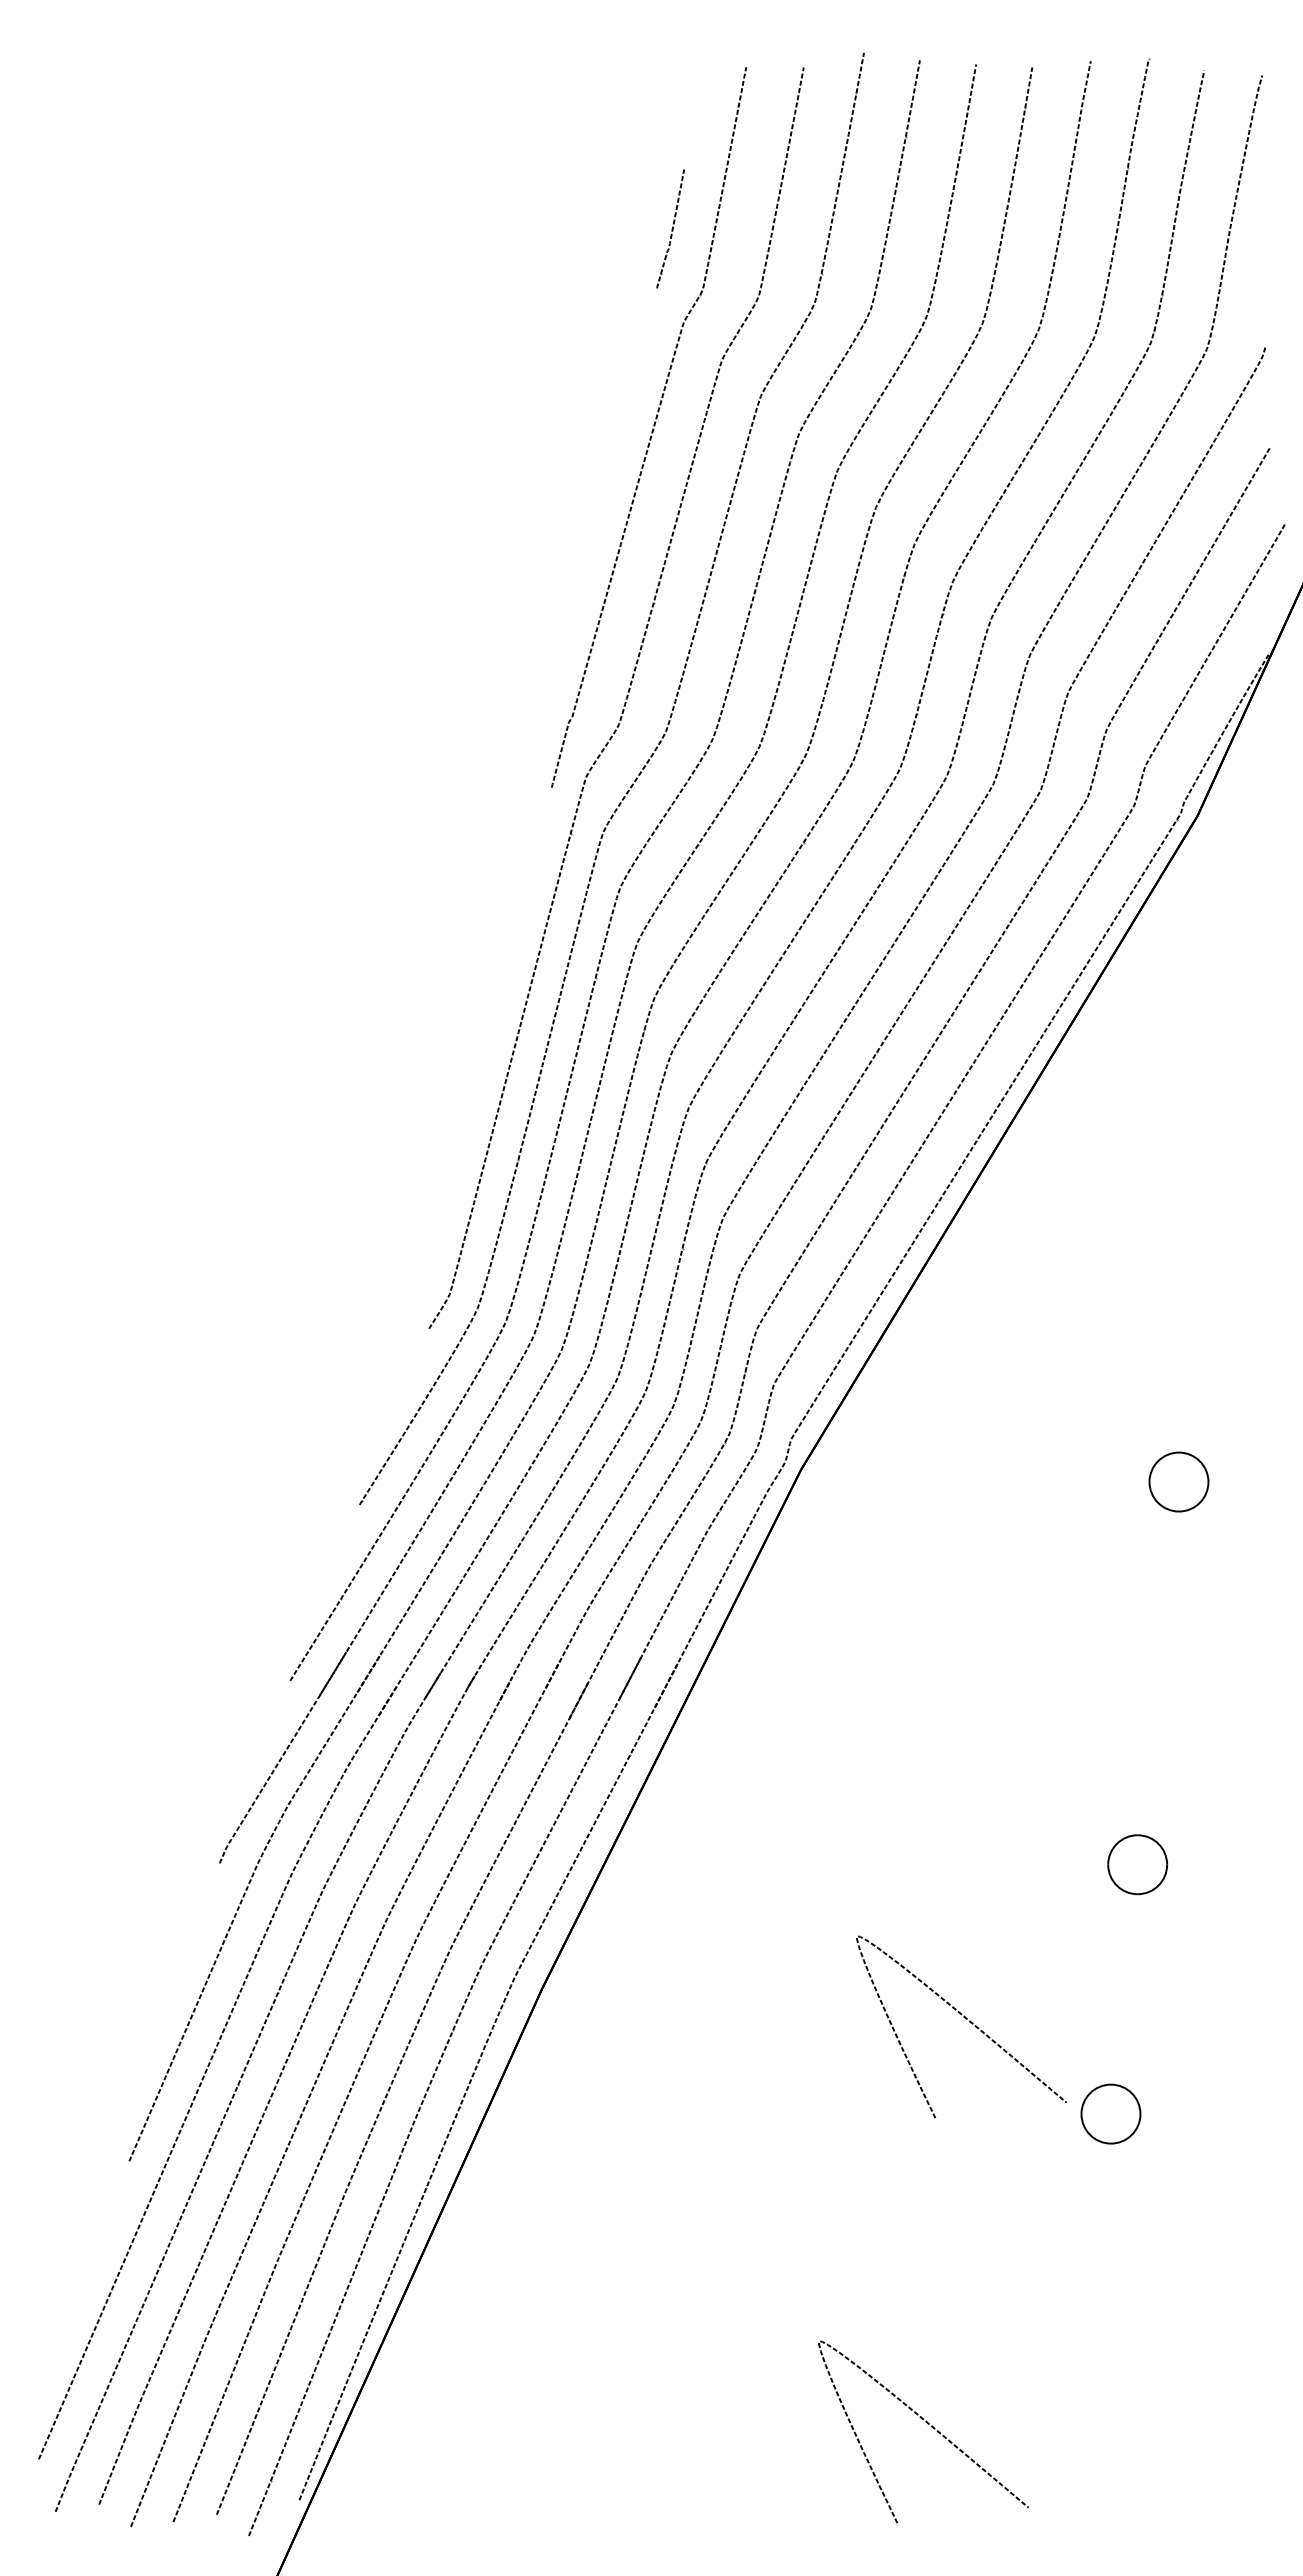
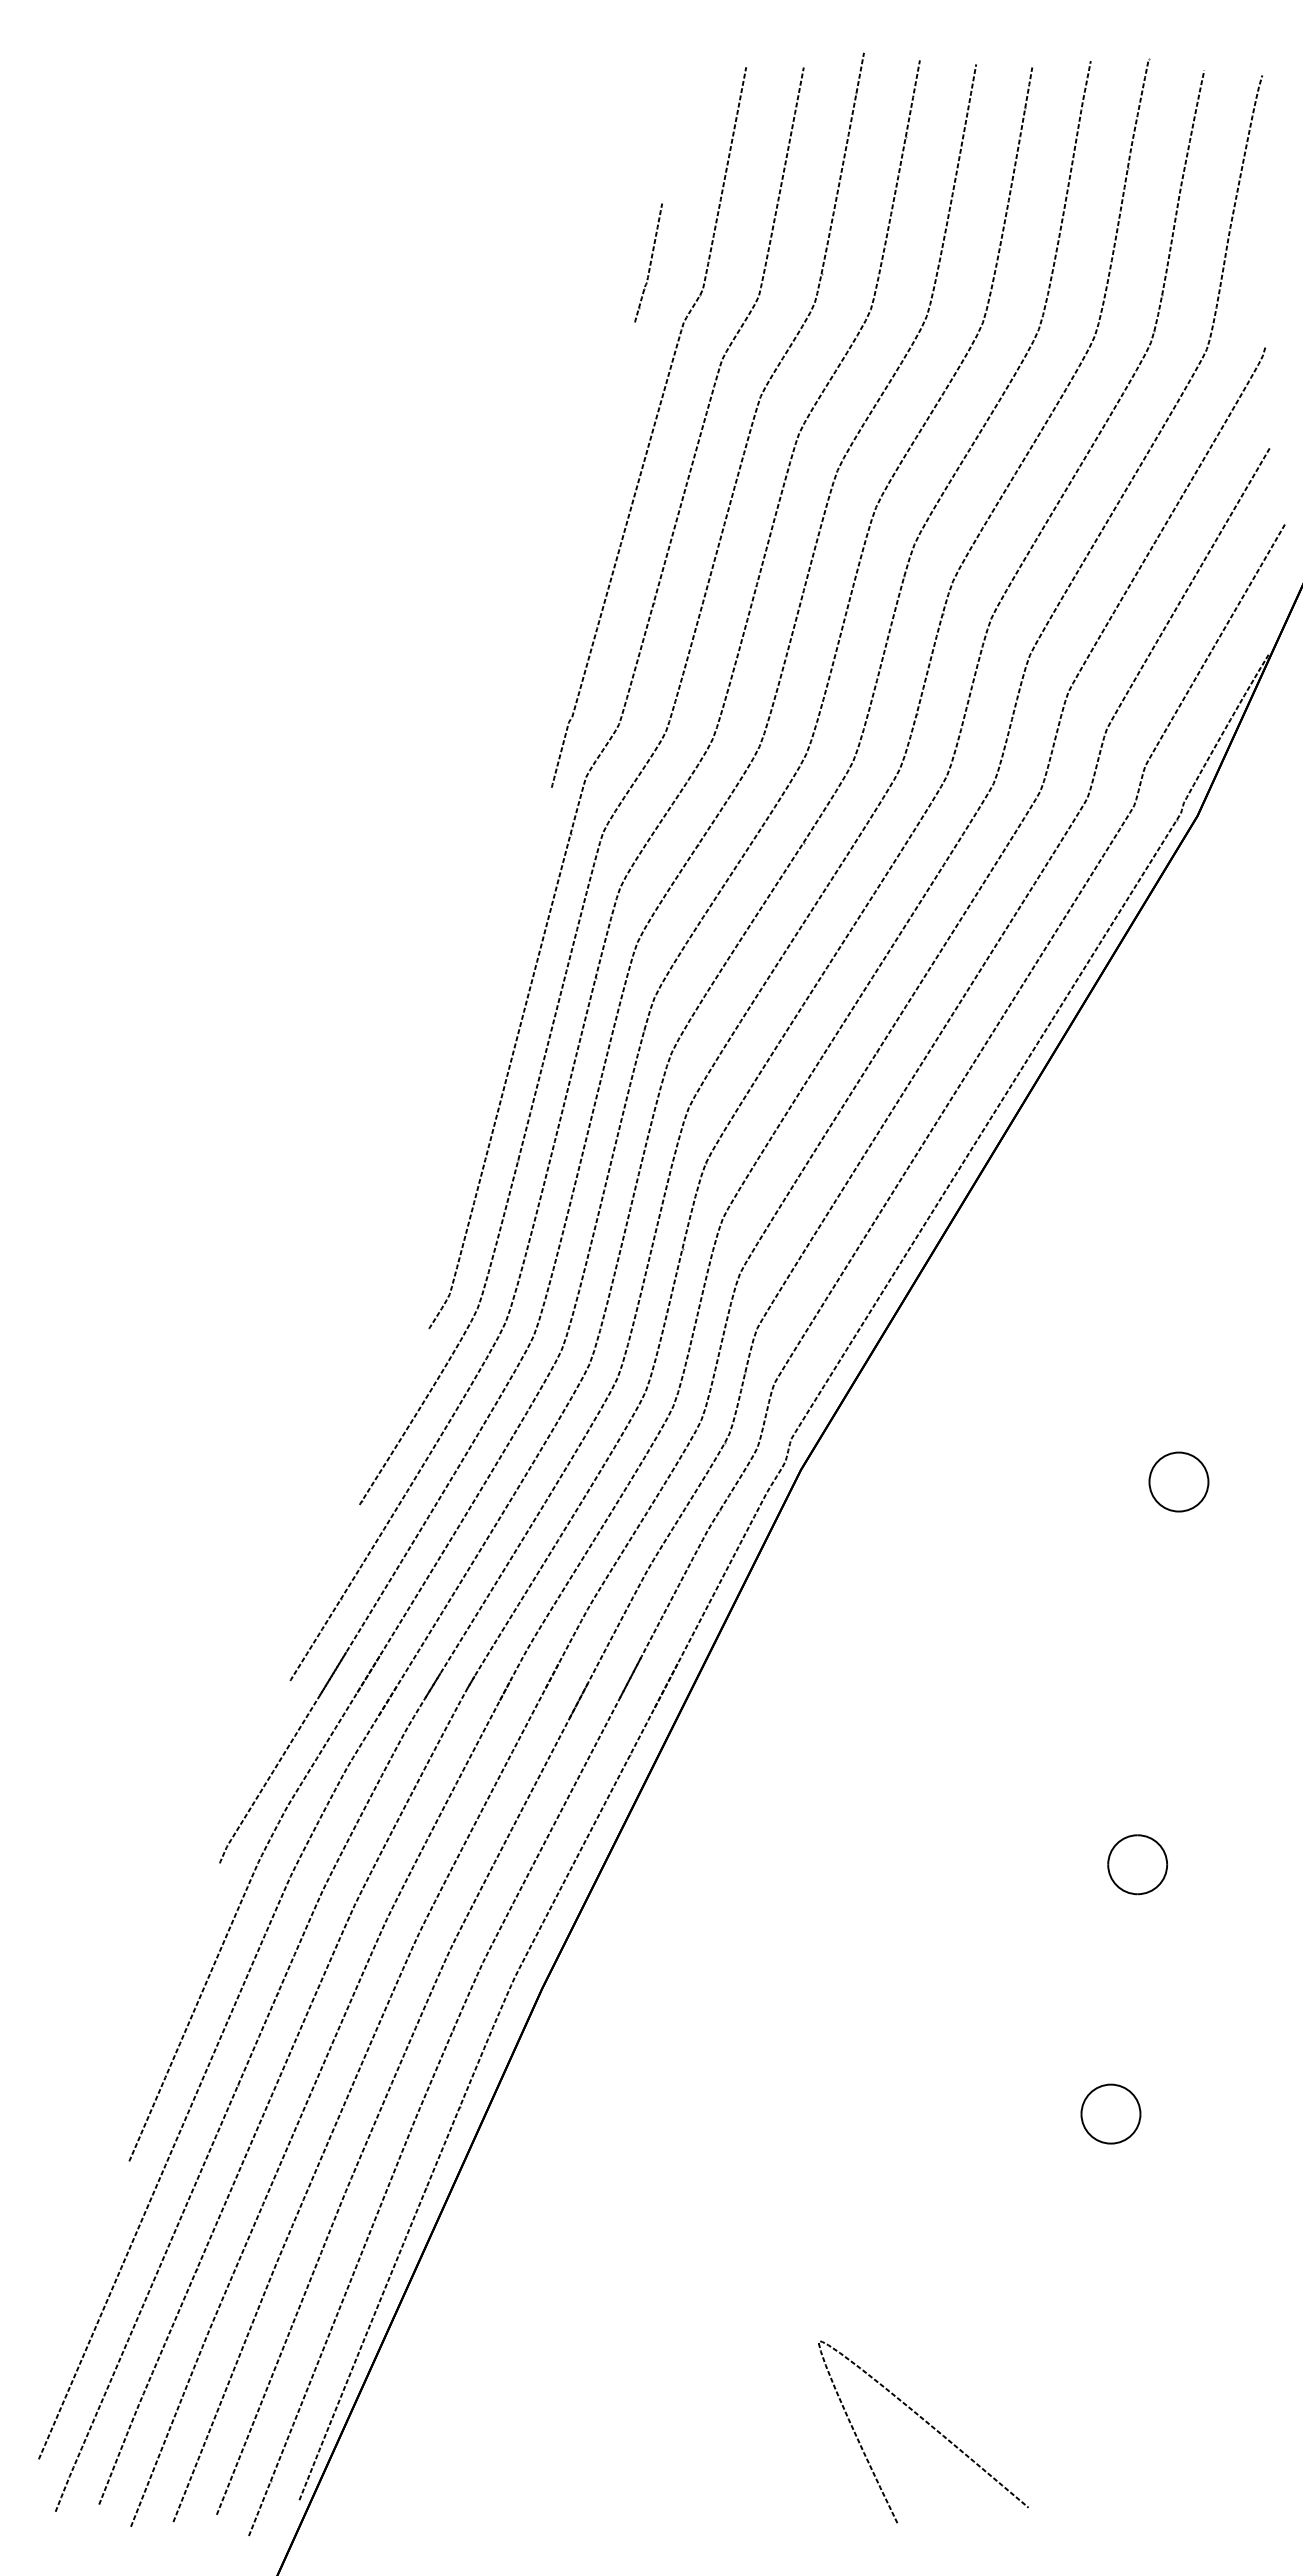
curve position: (671, 229) -> (649, 263) (649, 263)
curve: present -> none (964, 2018)
